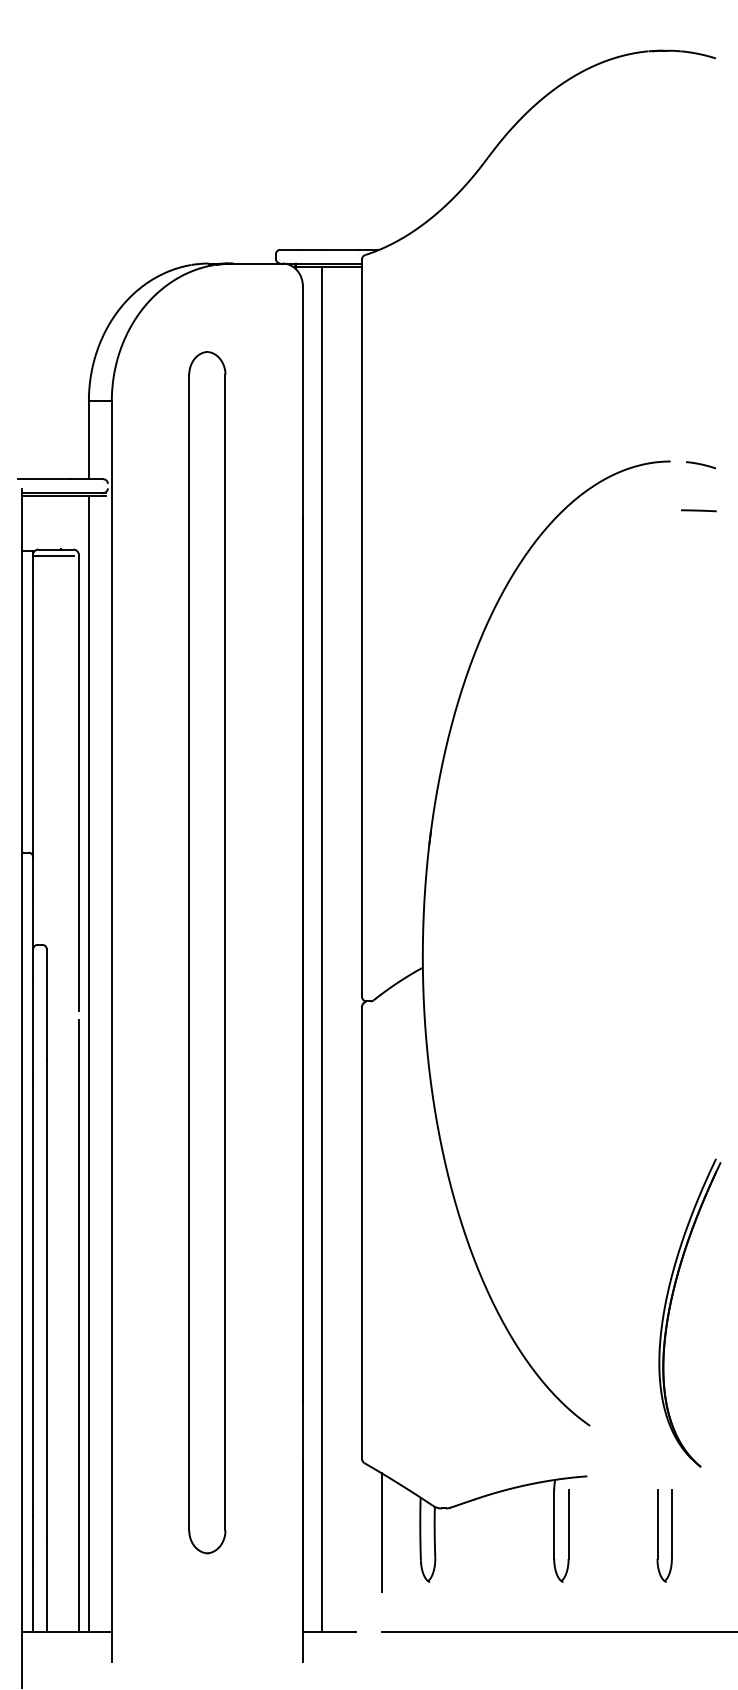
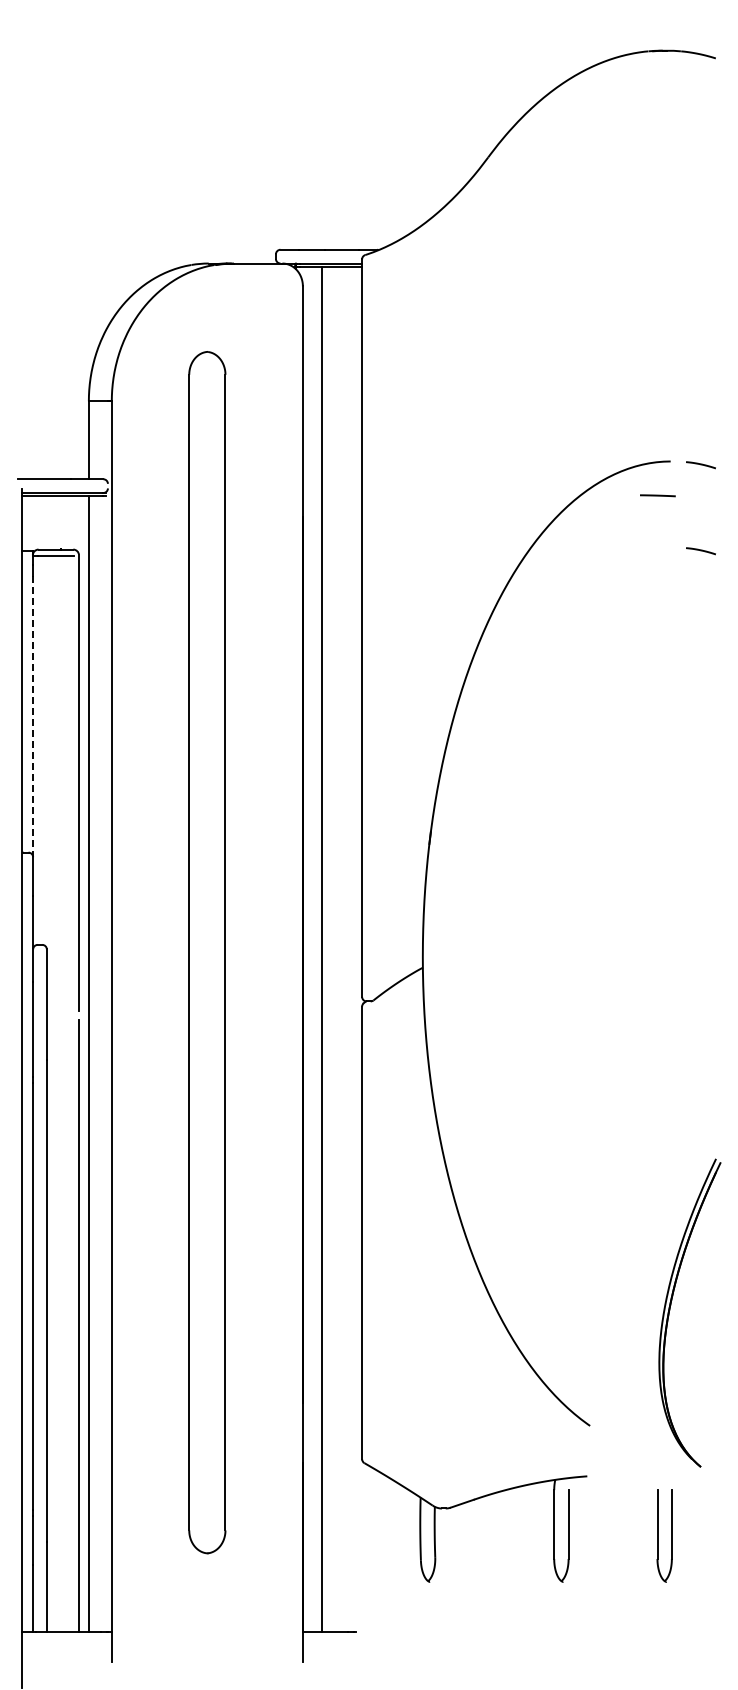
line position: (698, 510) -> (657, 495) (657, 495)
line: none -> present (700, 551)
line: solid -> dashed (33, 716)
line: present -> none (381, 1532)
line: present -> none (557, 1632)
